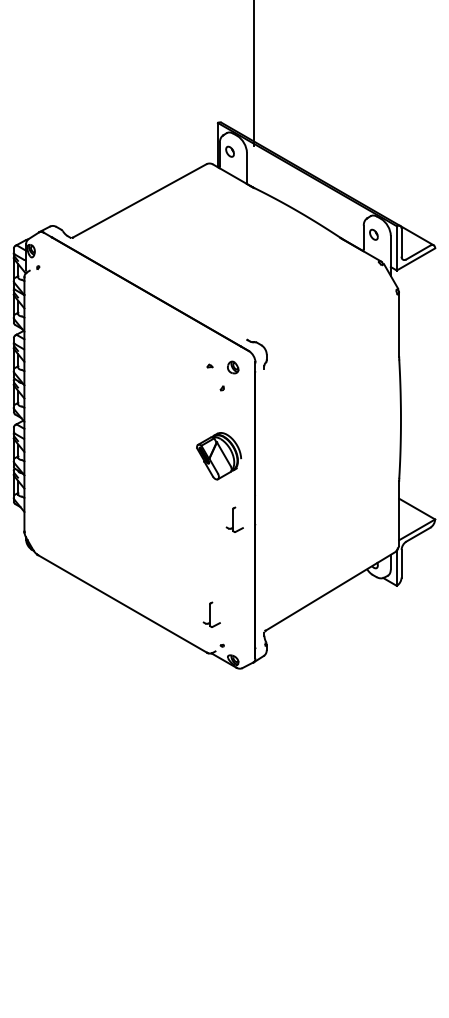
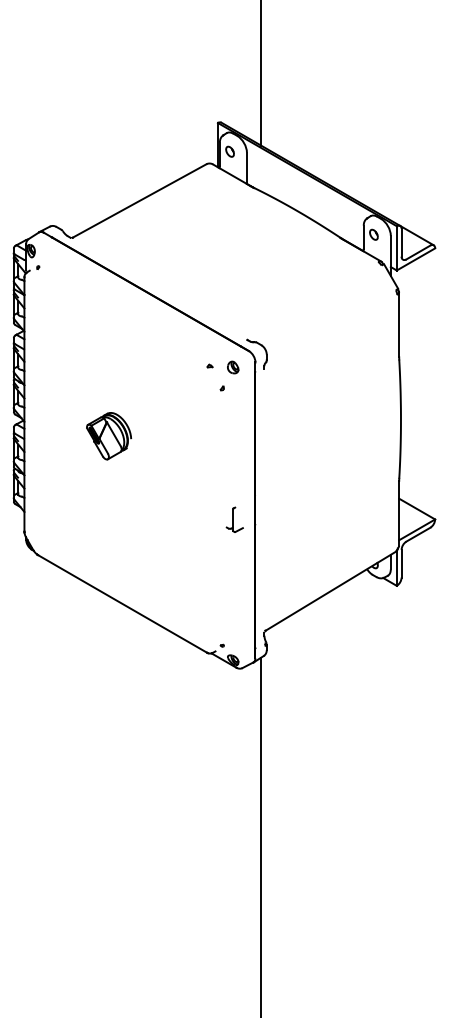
line position: (254, 73) -> (261, 73) (261, 73)
part position: (219, 456) -> (109, 436) (109, 436)
part: present -> none (211, 614)
line: none -> present (261, 835)
